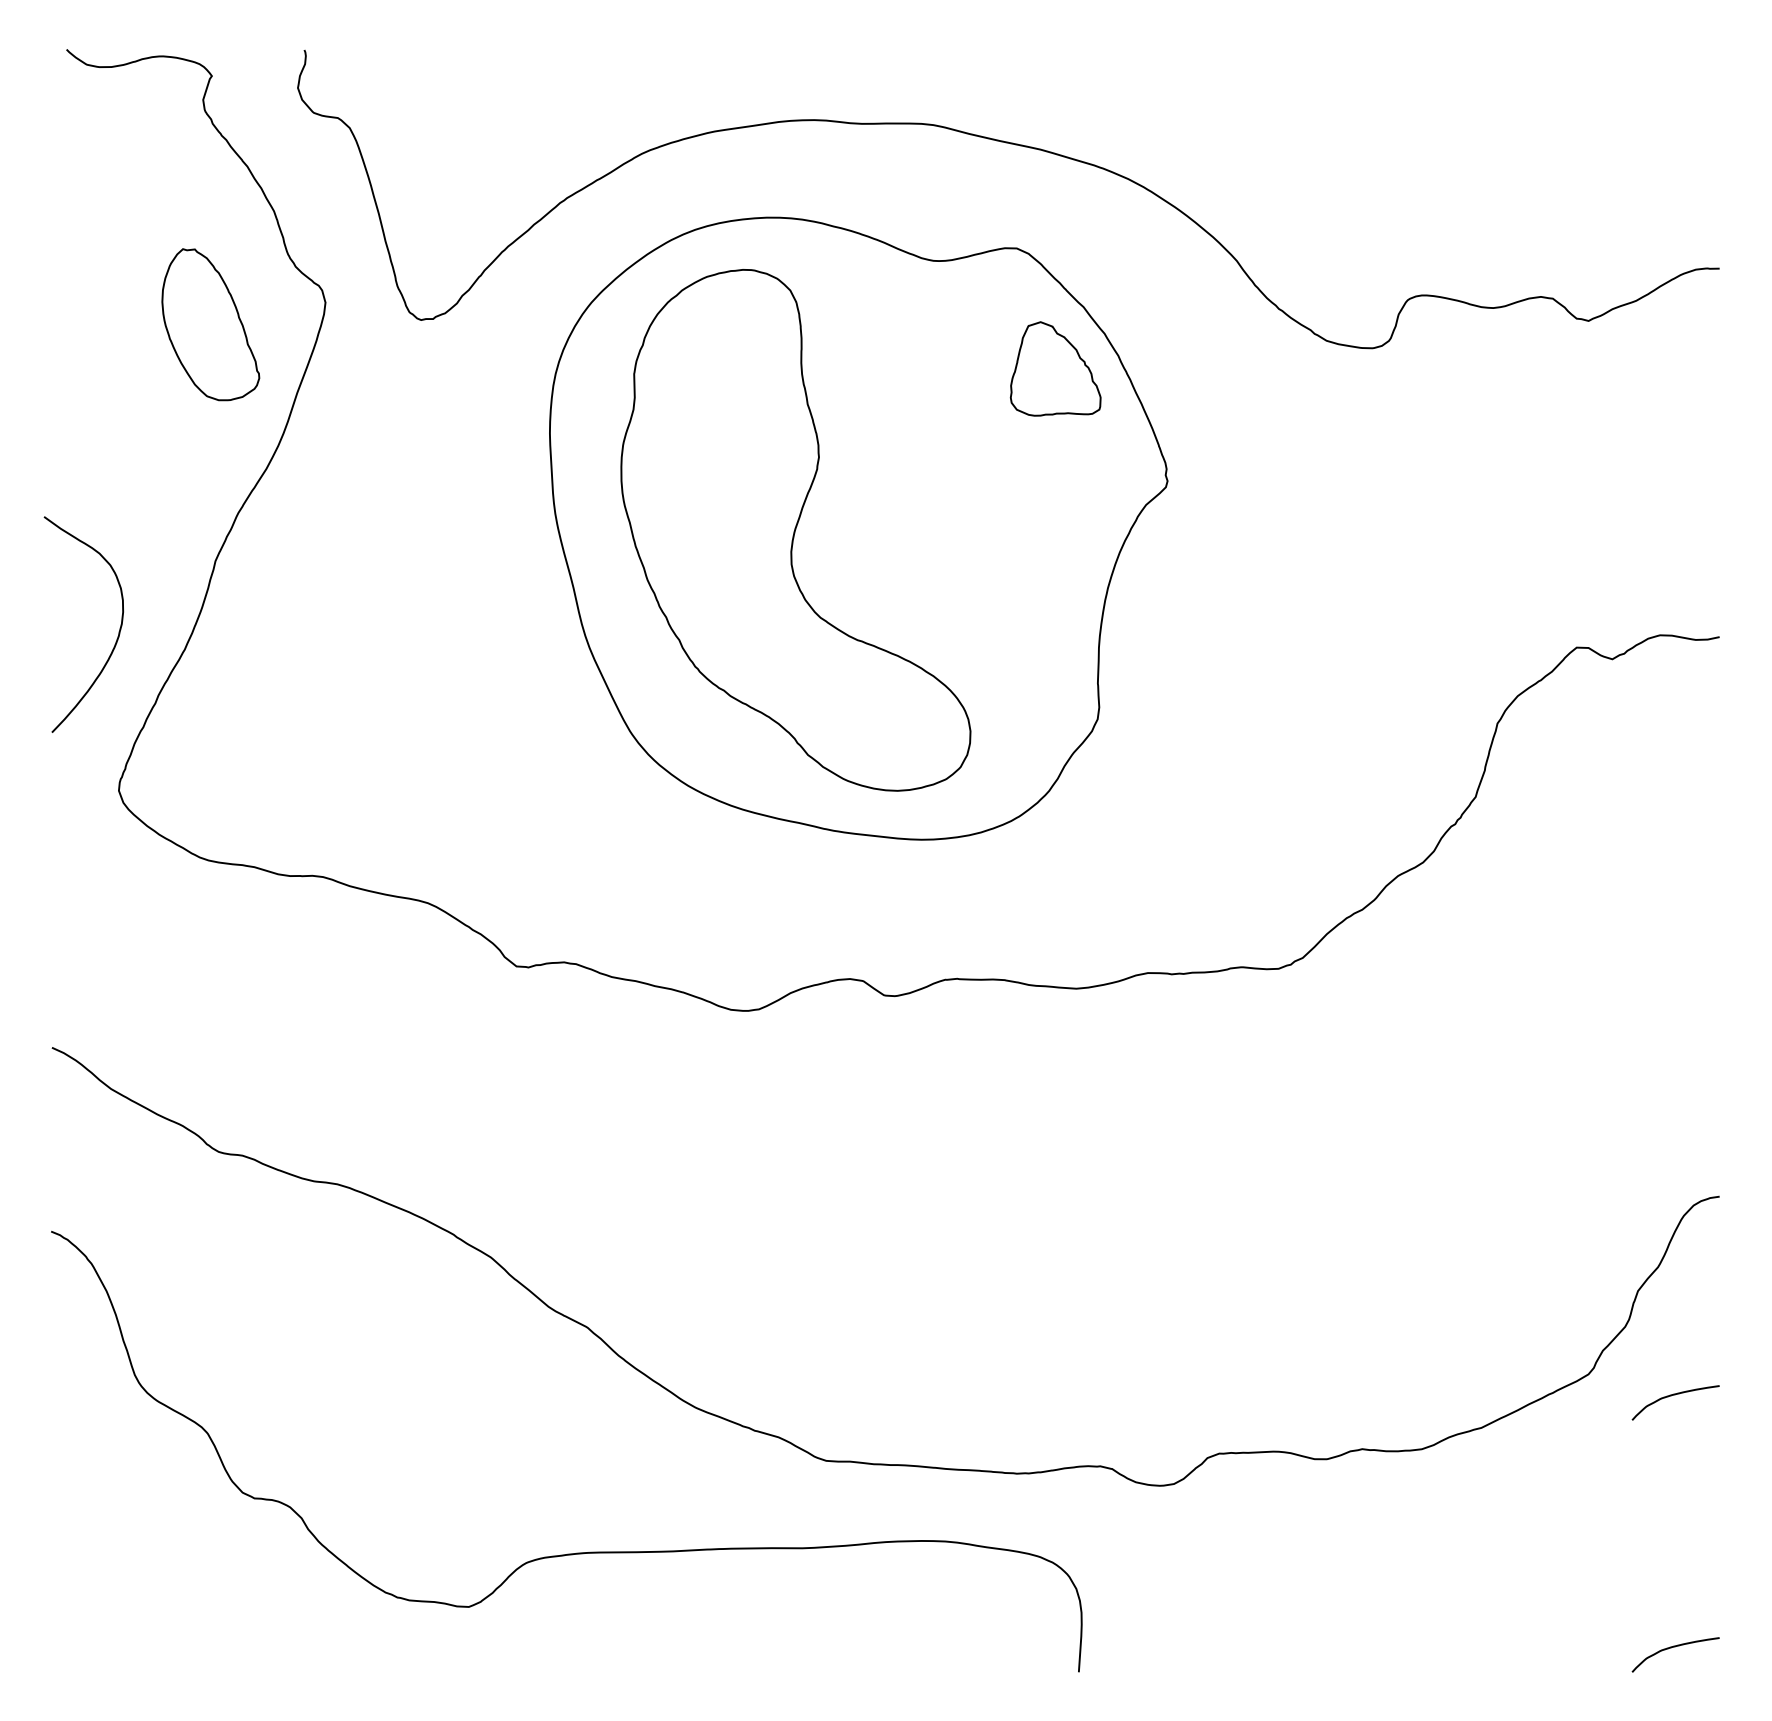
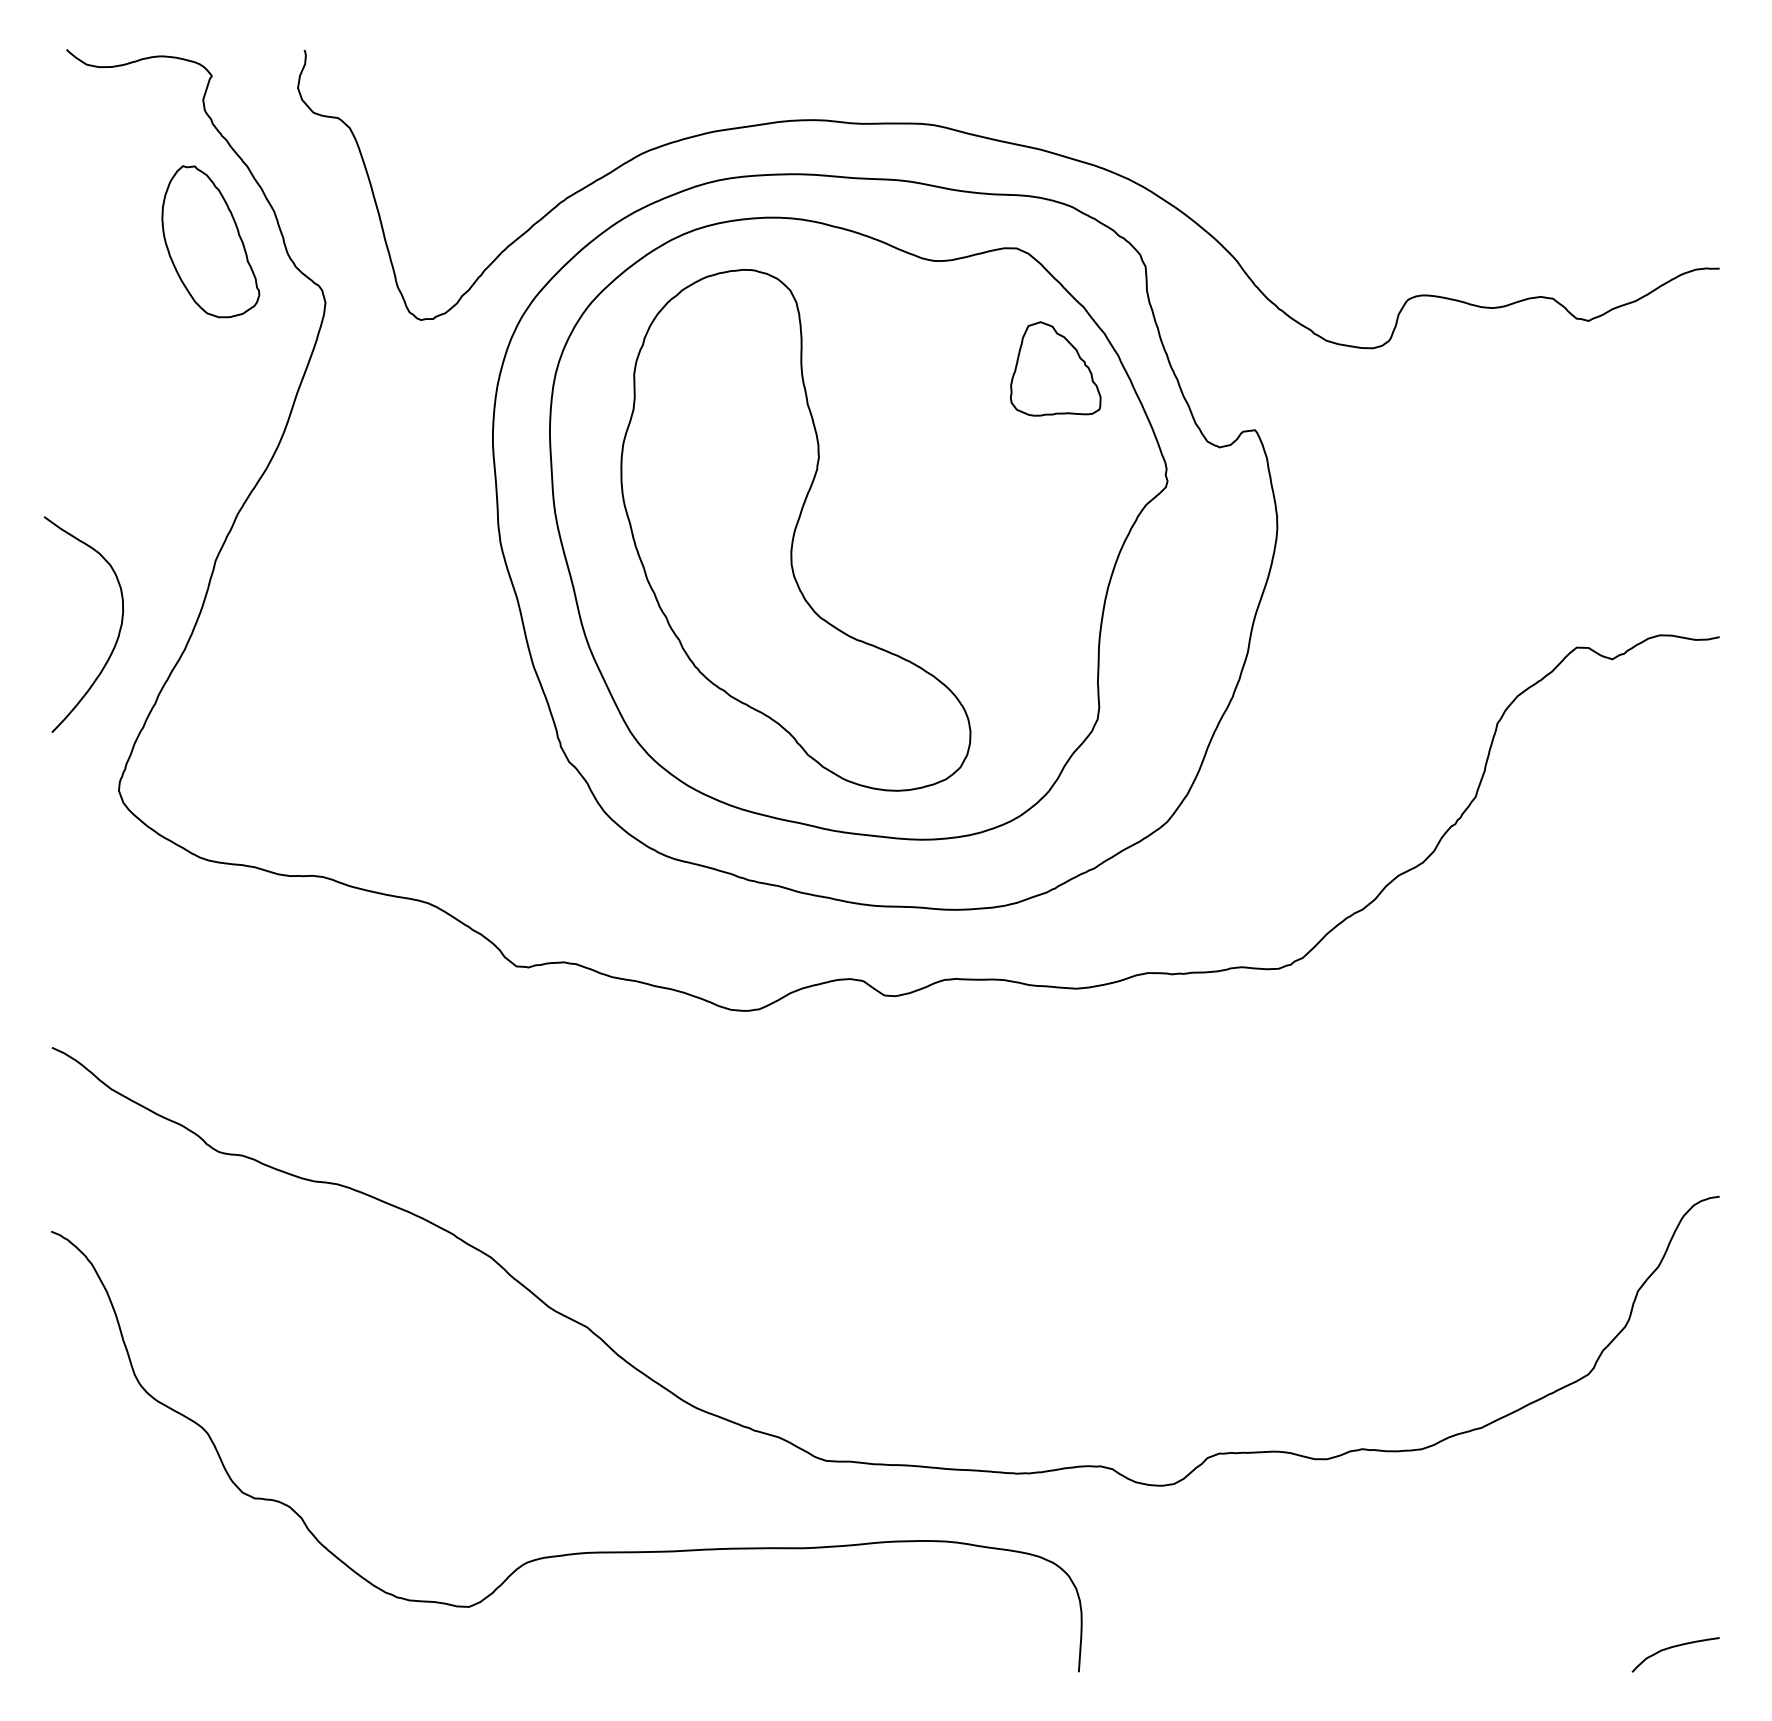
part position: (210, 324) -> (210, 241) (210, 241)
part: none -> present (885, 541)
curve: present -> none (1675, 1395)
